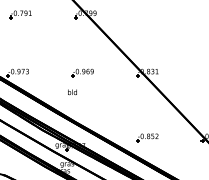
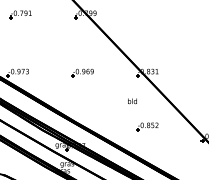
text position: (72, 92) -> (132, 101) (132, 101)
part position: (147, 137) -> (147, 126) (147, 126)
